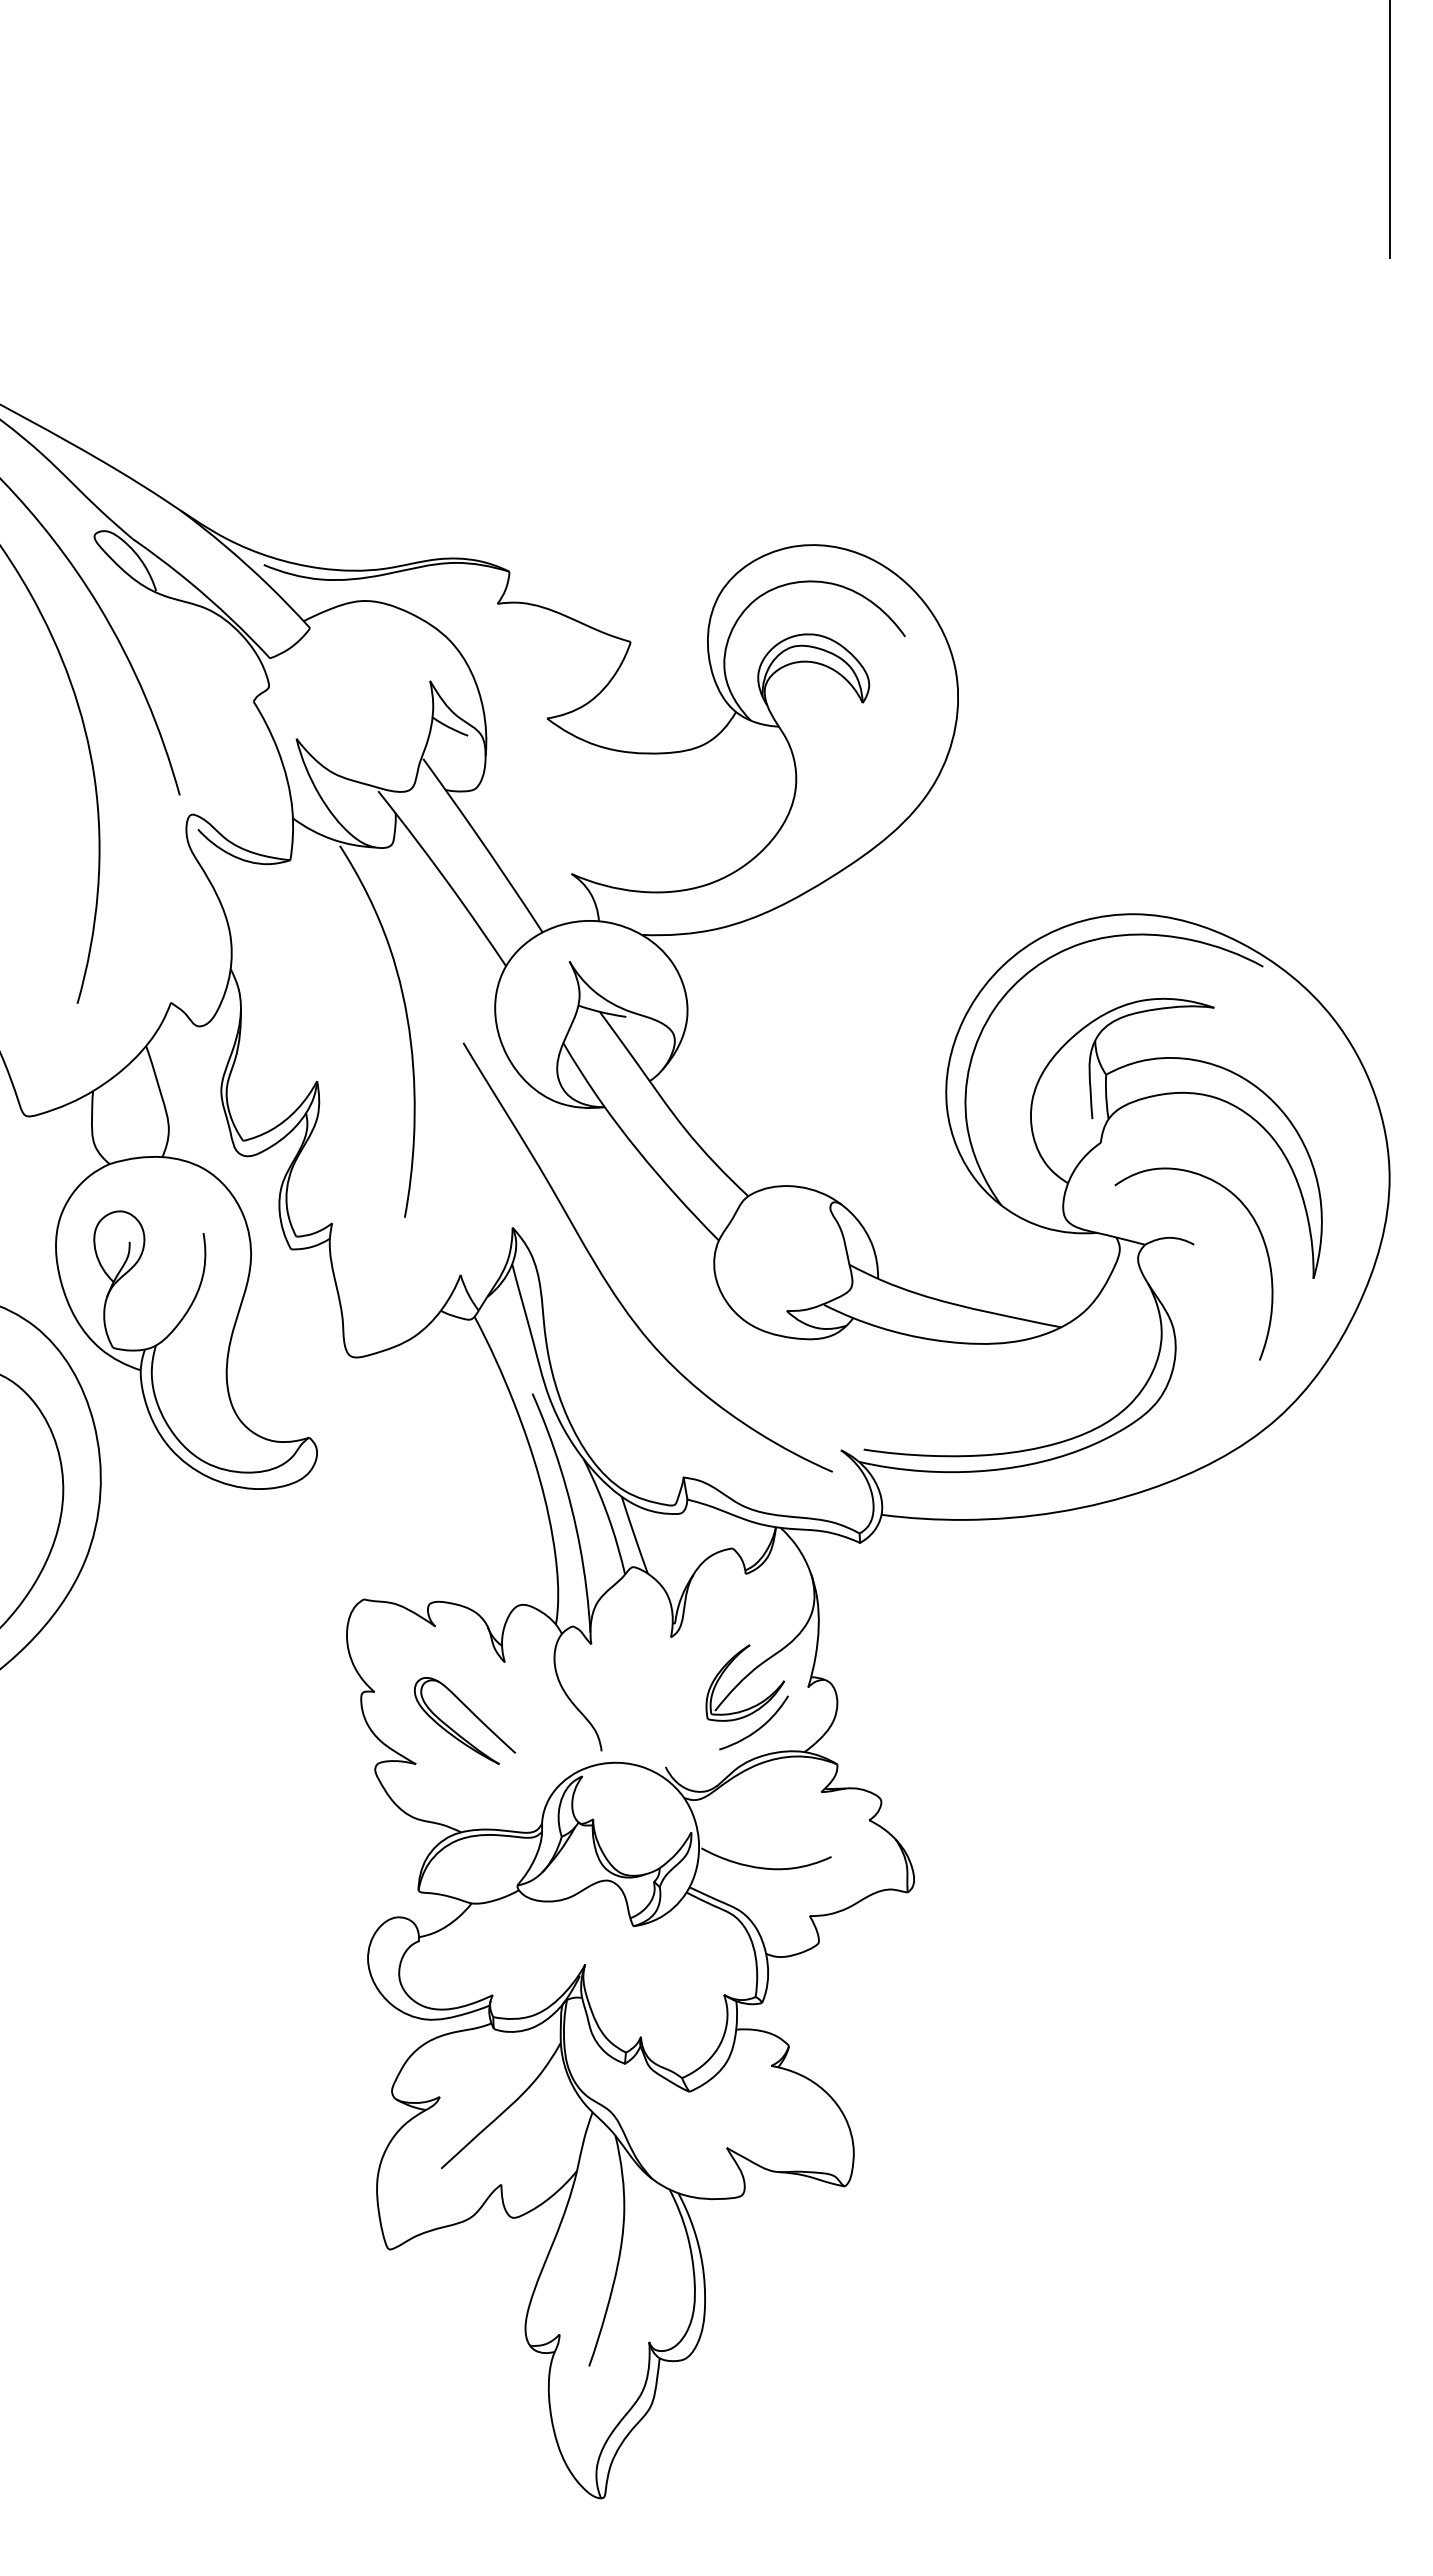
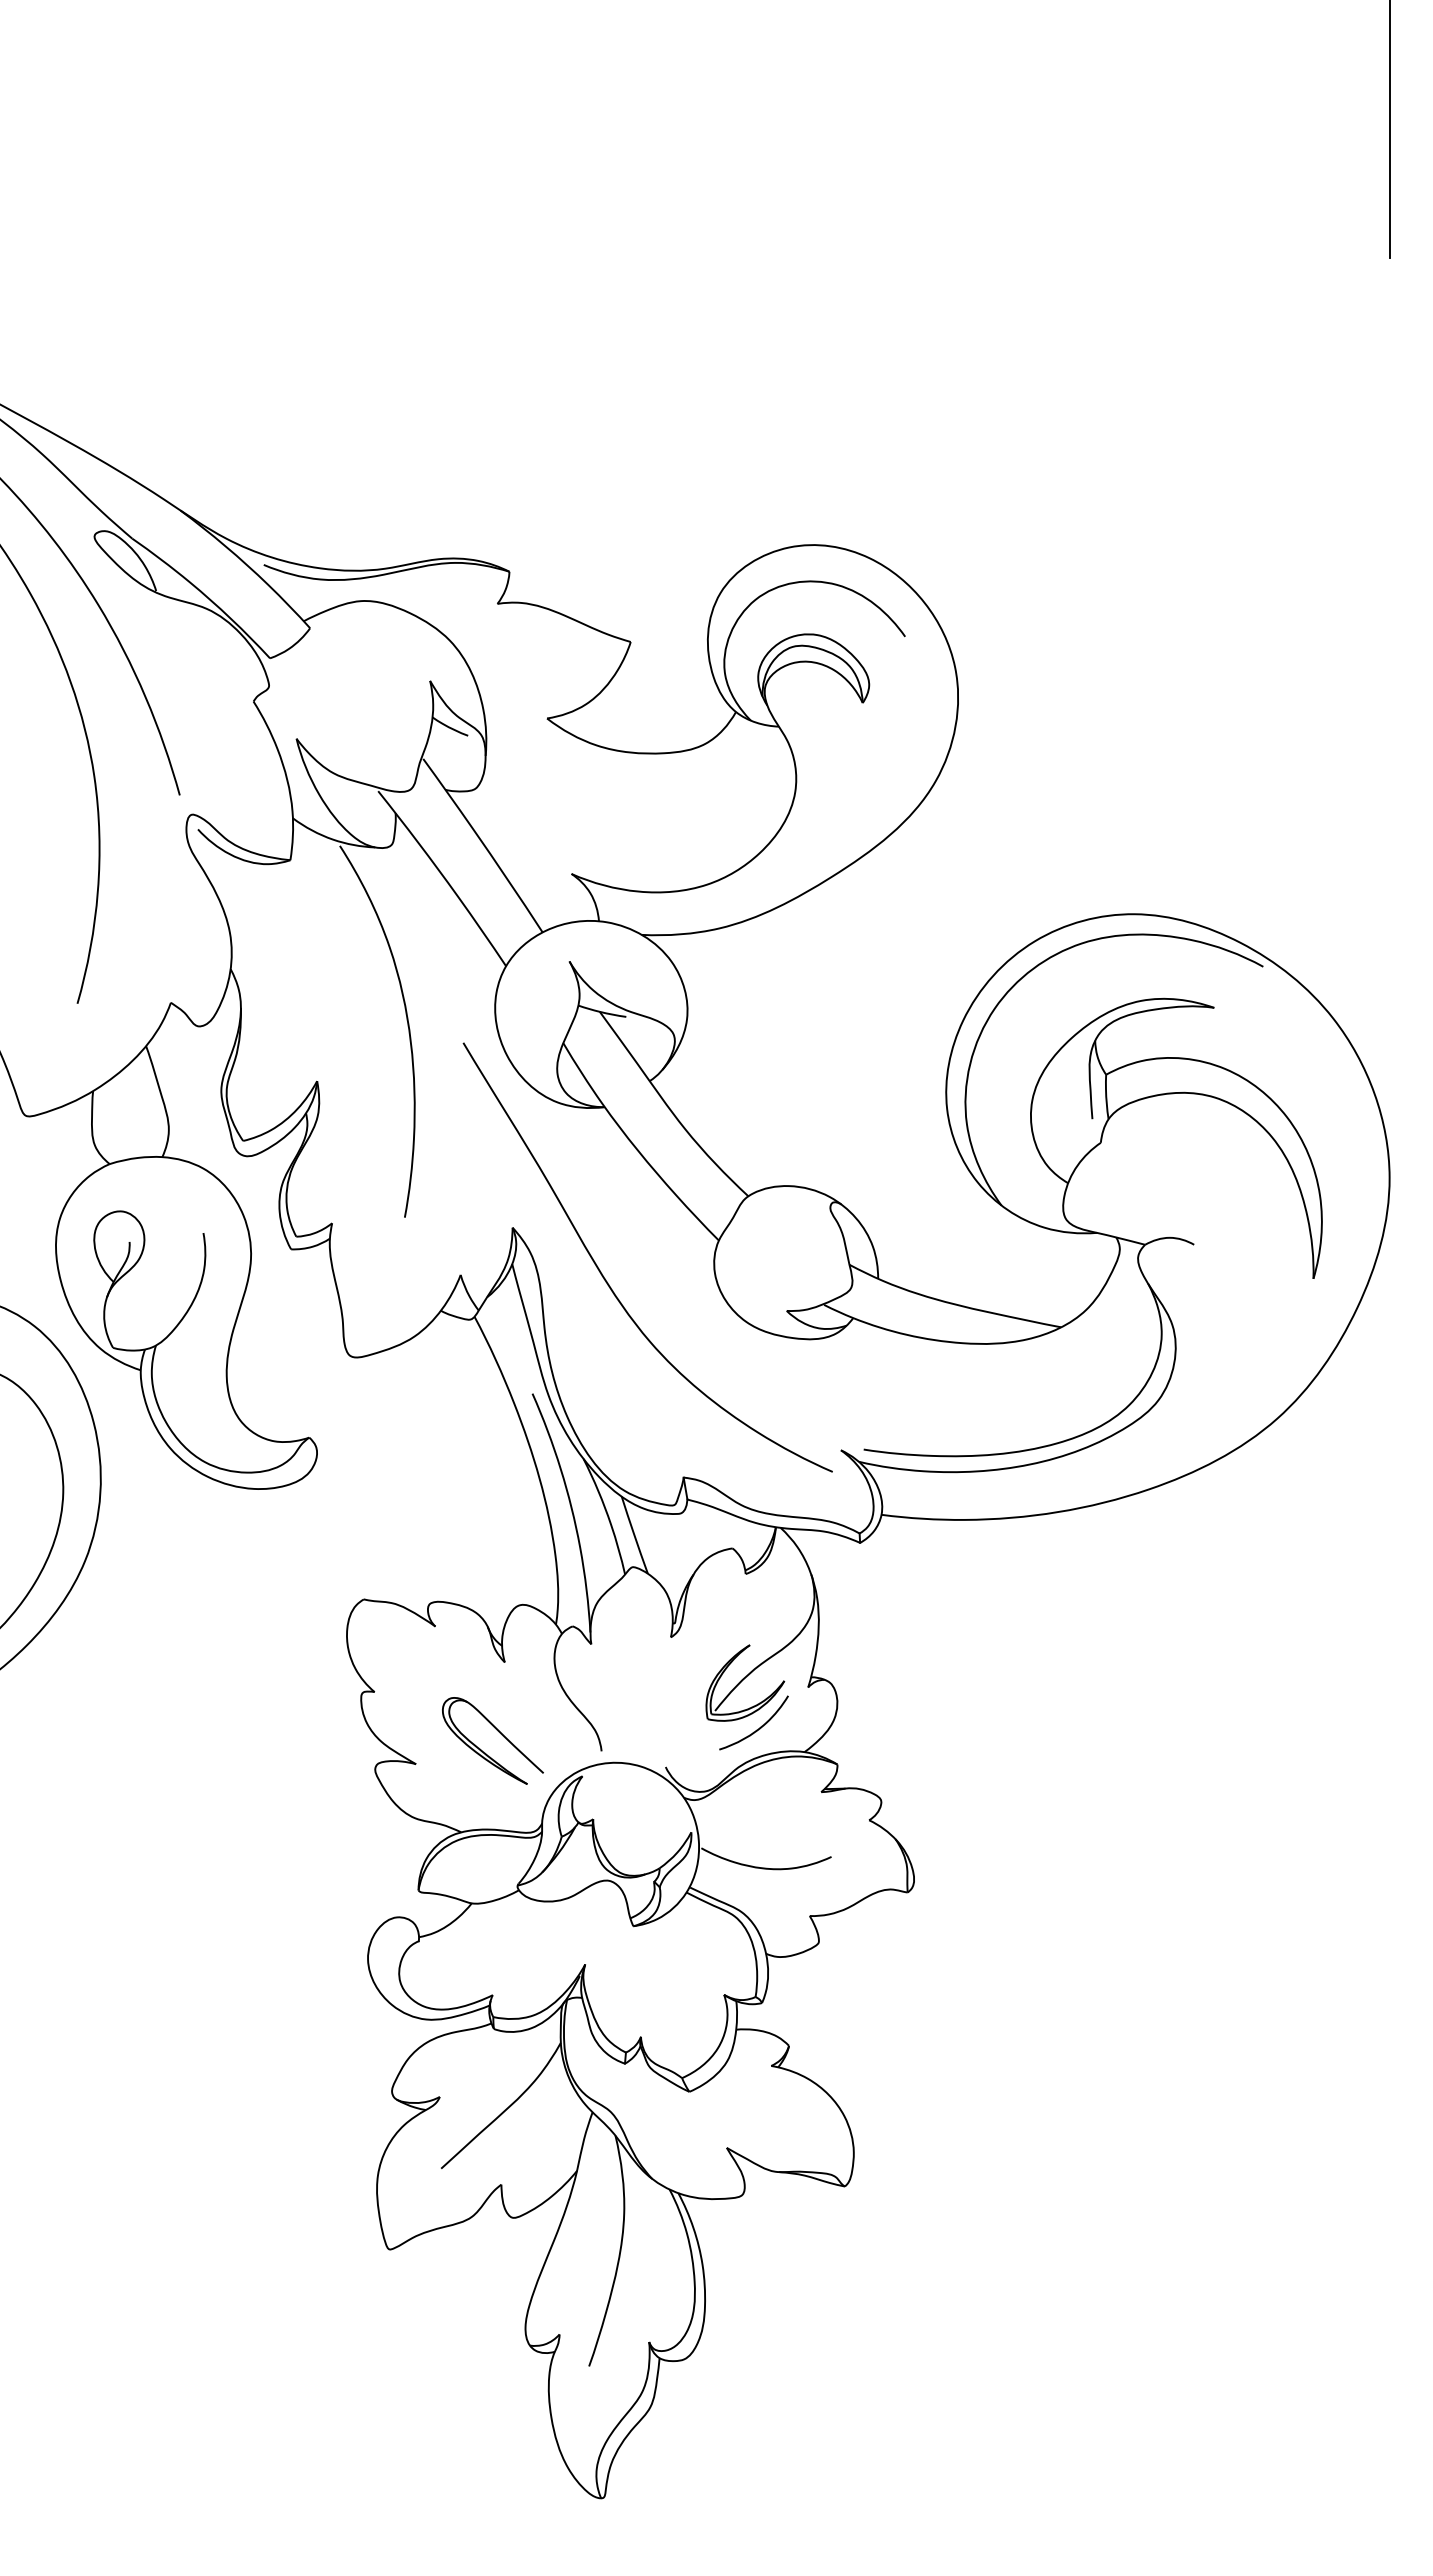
curve: present -> none (1262, 1240)
part position: (471, 1713) -> (499, 1733) (499, 1733)
